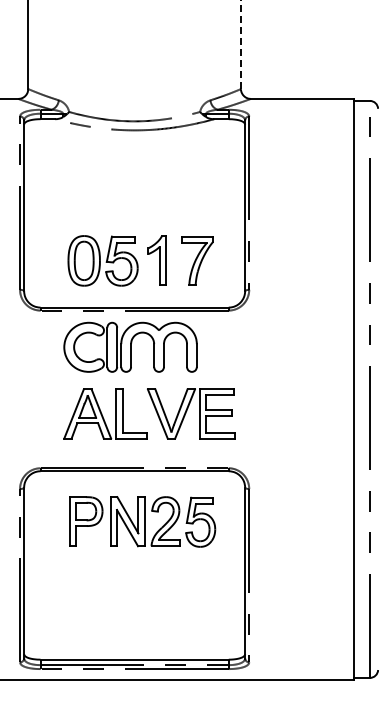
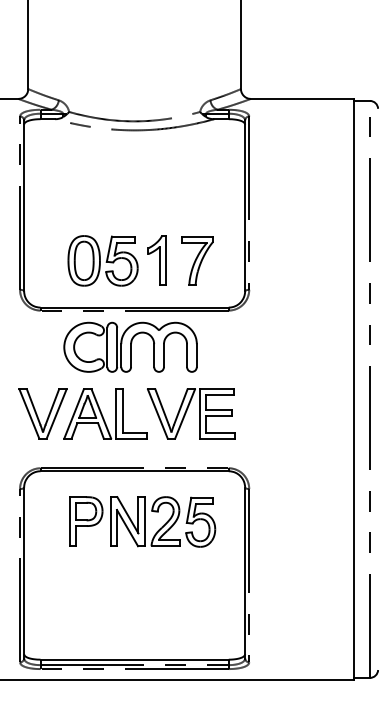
line: dashed -> solid (241, 44)
part: none -> present (42, 413)
